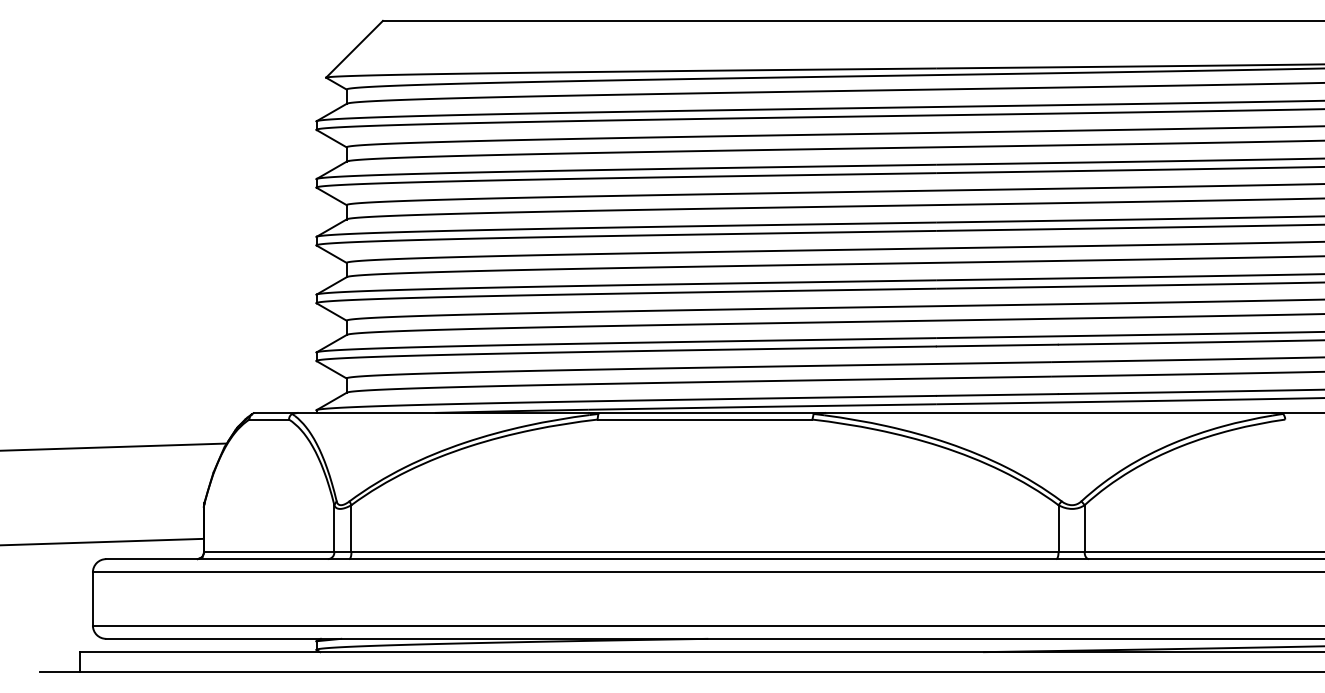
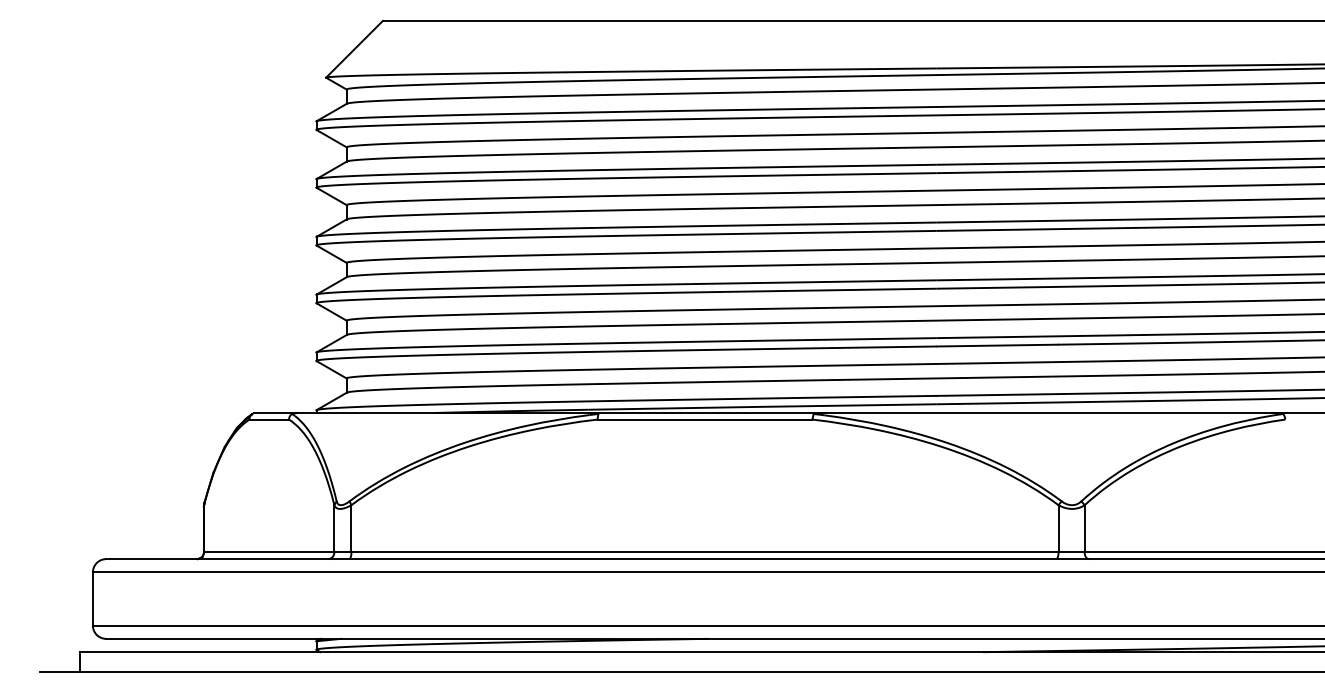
line: present -> none (114, 446)
line: present -> none (102, 541)
